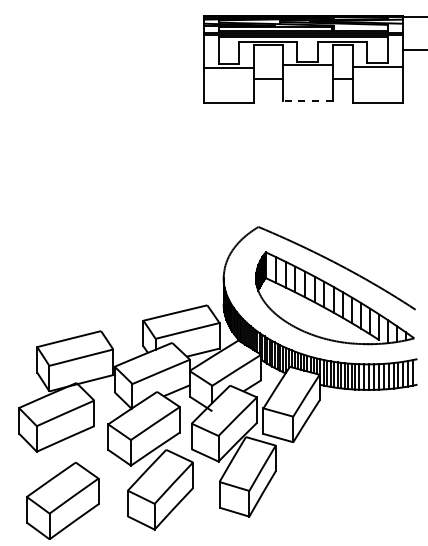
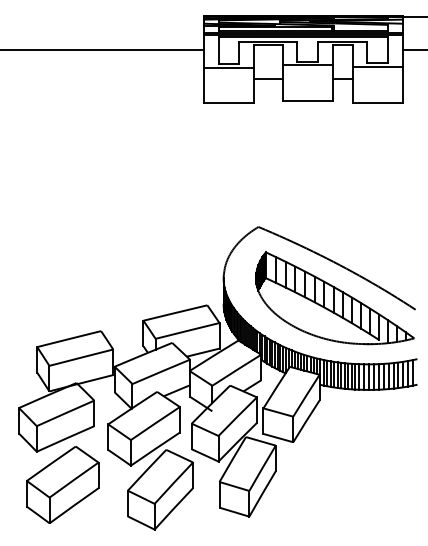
line: none -> present (102, 49)
line: dashed -> solid (307, 100)
part position: (62, 500) -> (62, 484) (62, 484)
